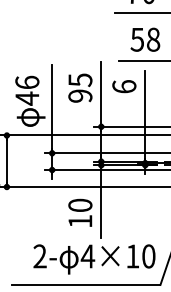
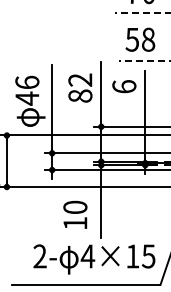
line: solid -> dashed (142, 12)
text position: (145, 39) -> (140, 39) (140, 39)
line: solid -> dashed (144, 60)
text: 95 -> 82 (80, 87)
text position: (80, 212) -> (75, 214) (75, 214)
text: 4×10 -> 4×15 (148, 256)
